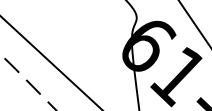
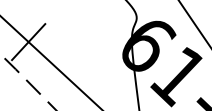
line: none -> present (28, 42)
